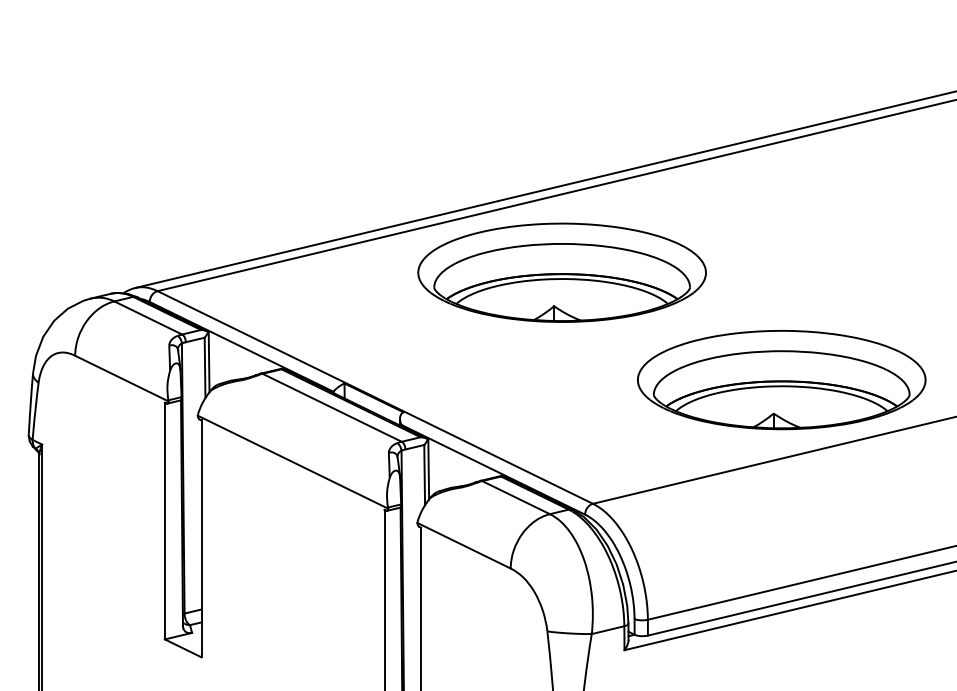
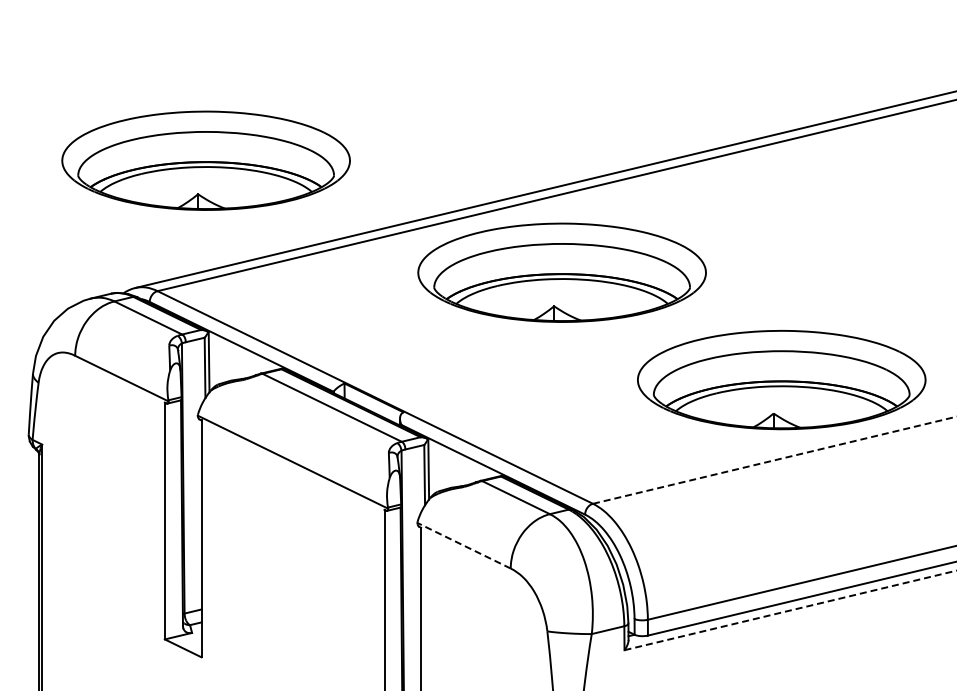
part: none -> present (205, 160)
line: solid -> dashed (774, 460)
line: solid -> dashed (464, 545)
line: solid -> dashed (790, 610)
